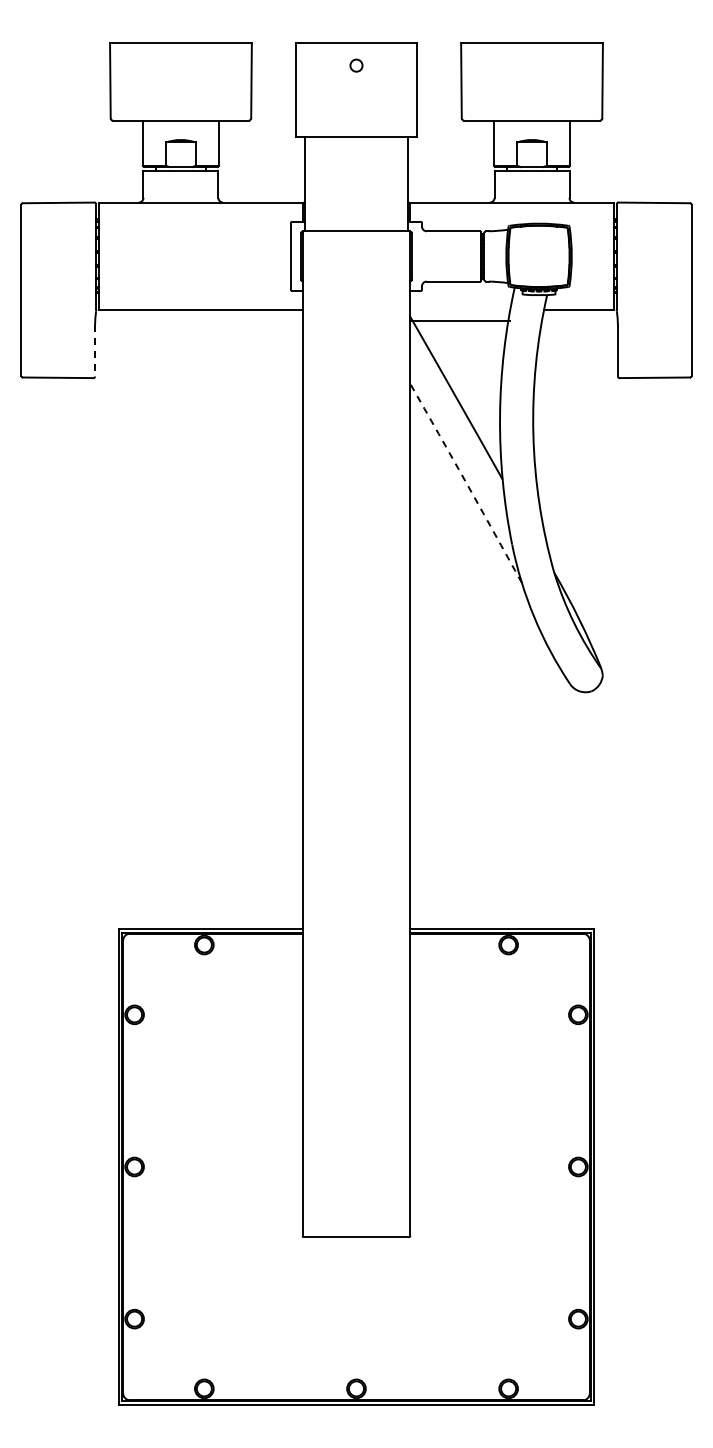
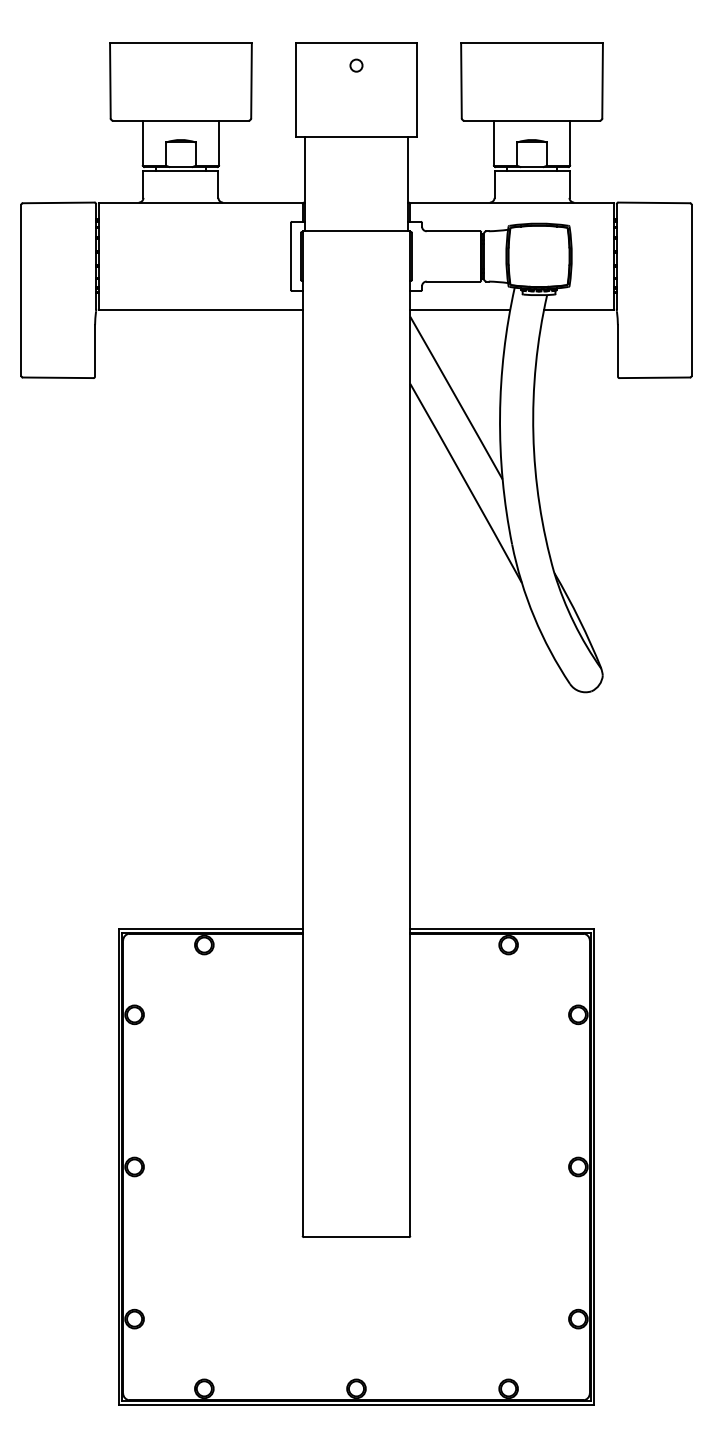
line position: (460, 321) -> (460, 310) (460, 310)
line: dashed -> solid (95, 350)
arc: dashed -> solid (466, 483)
